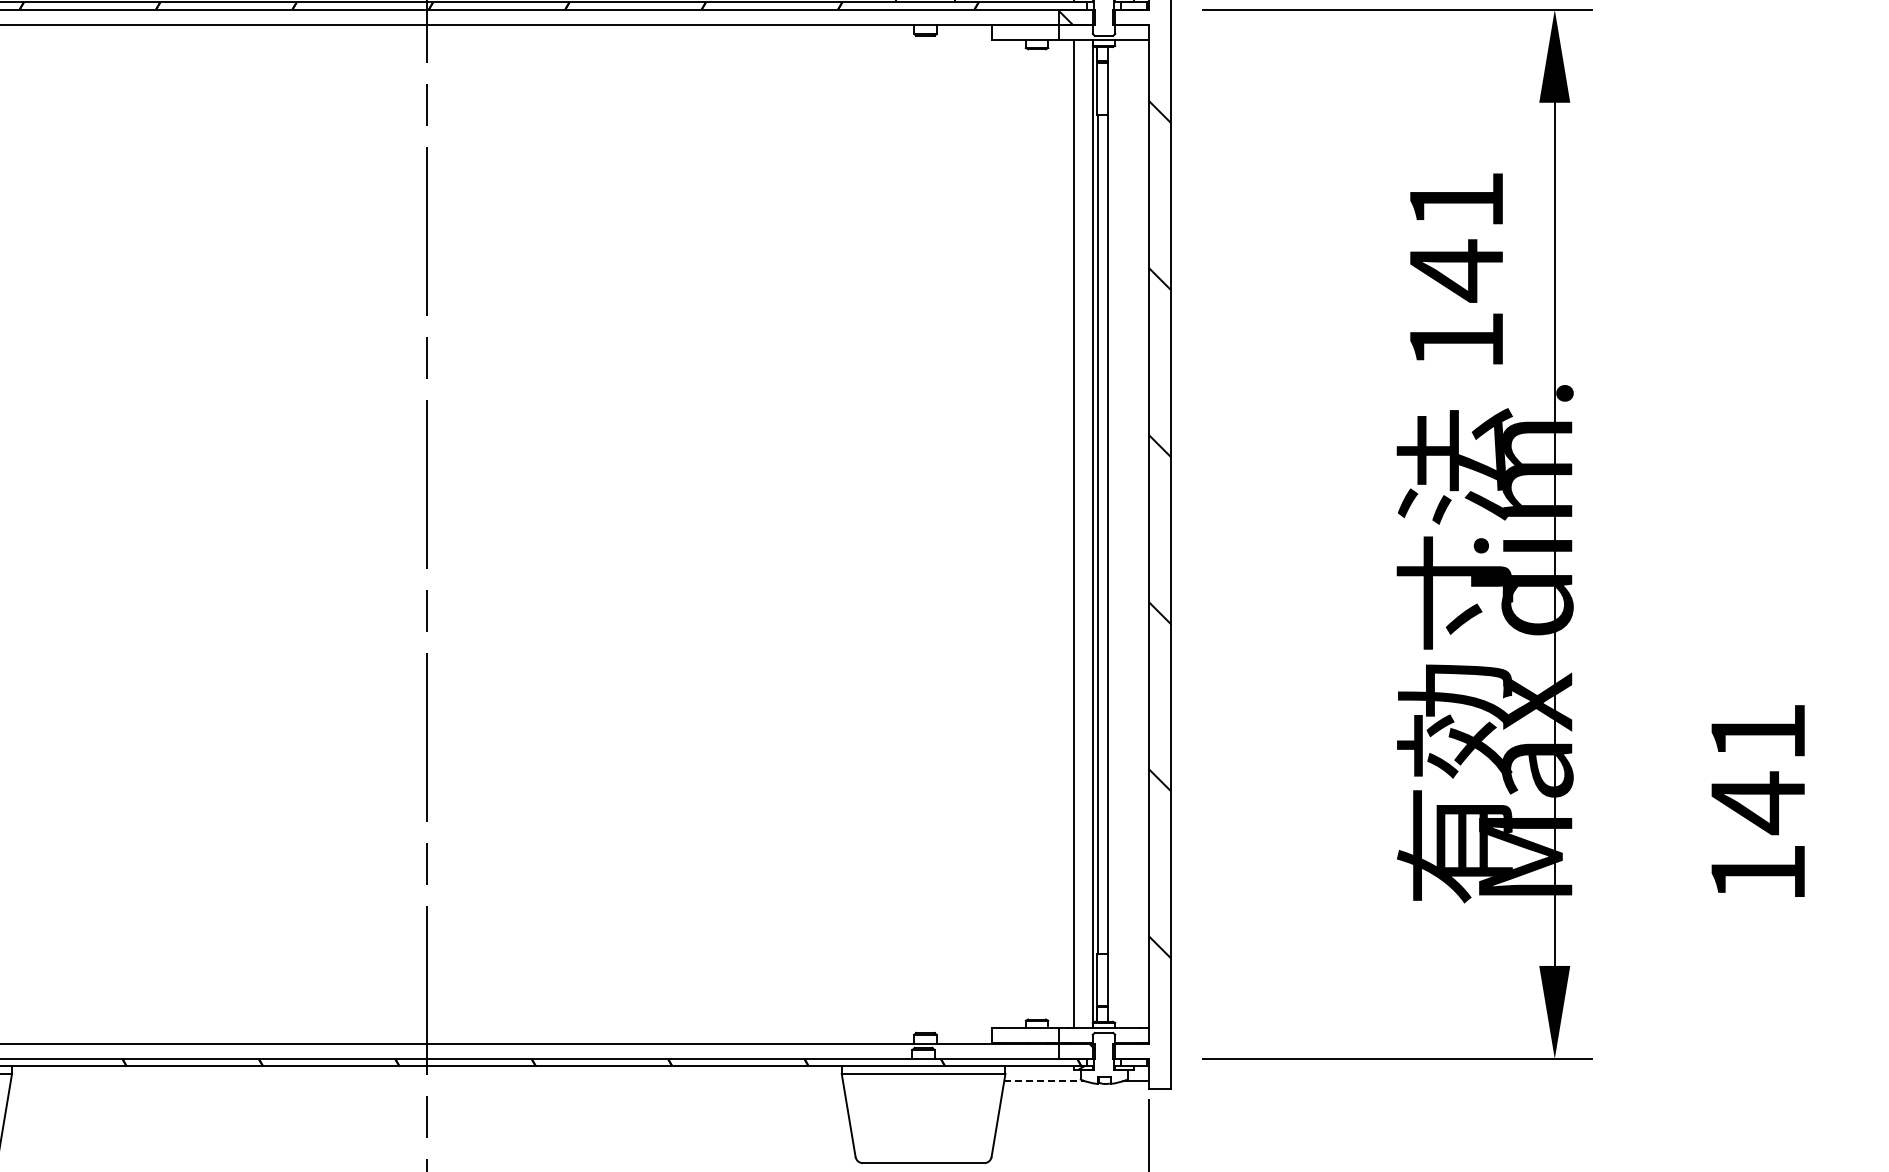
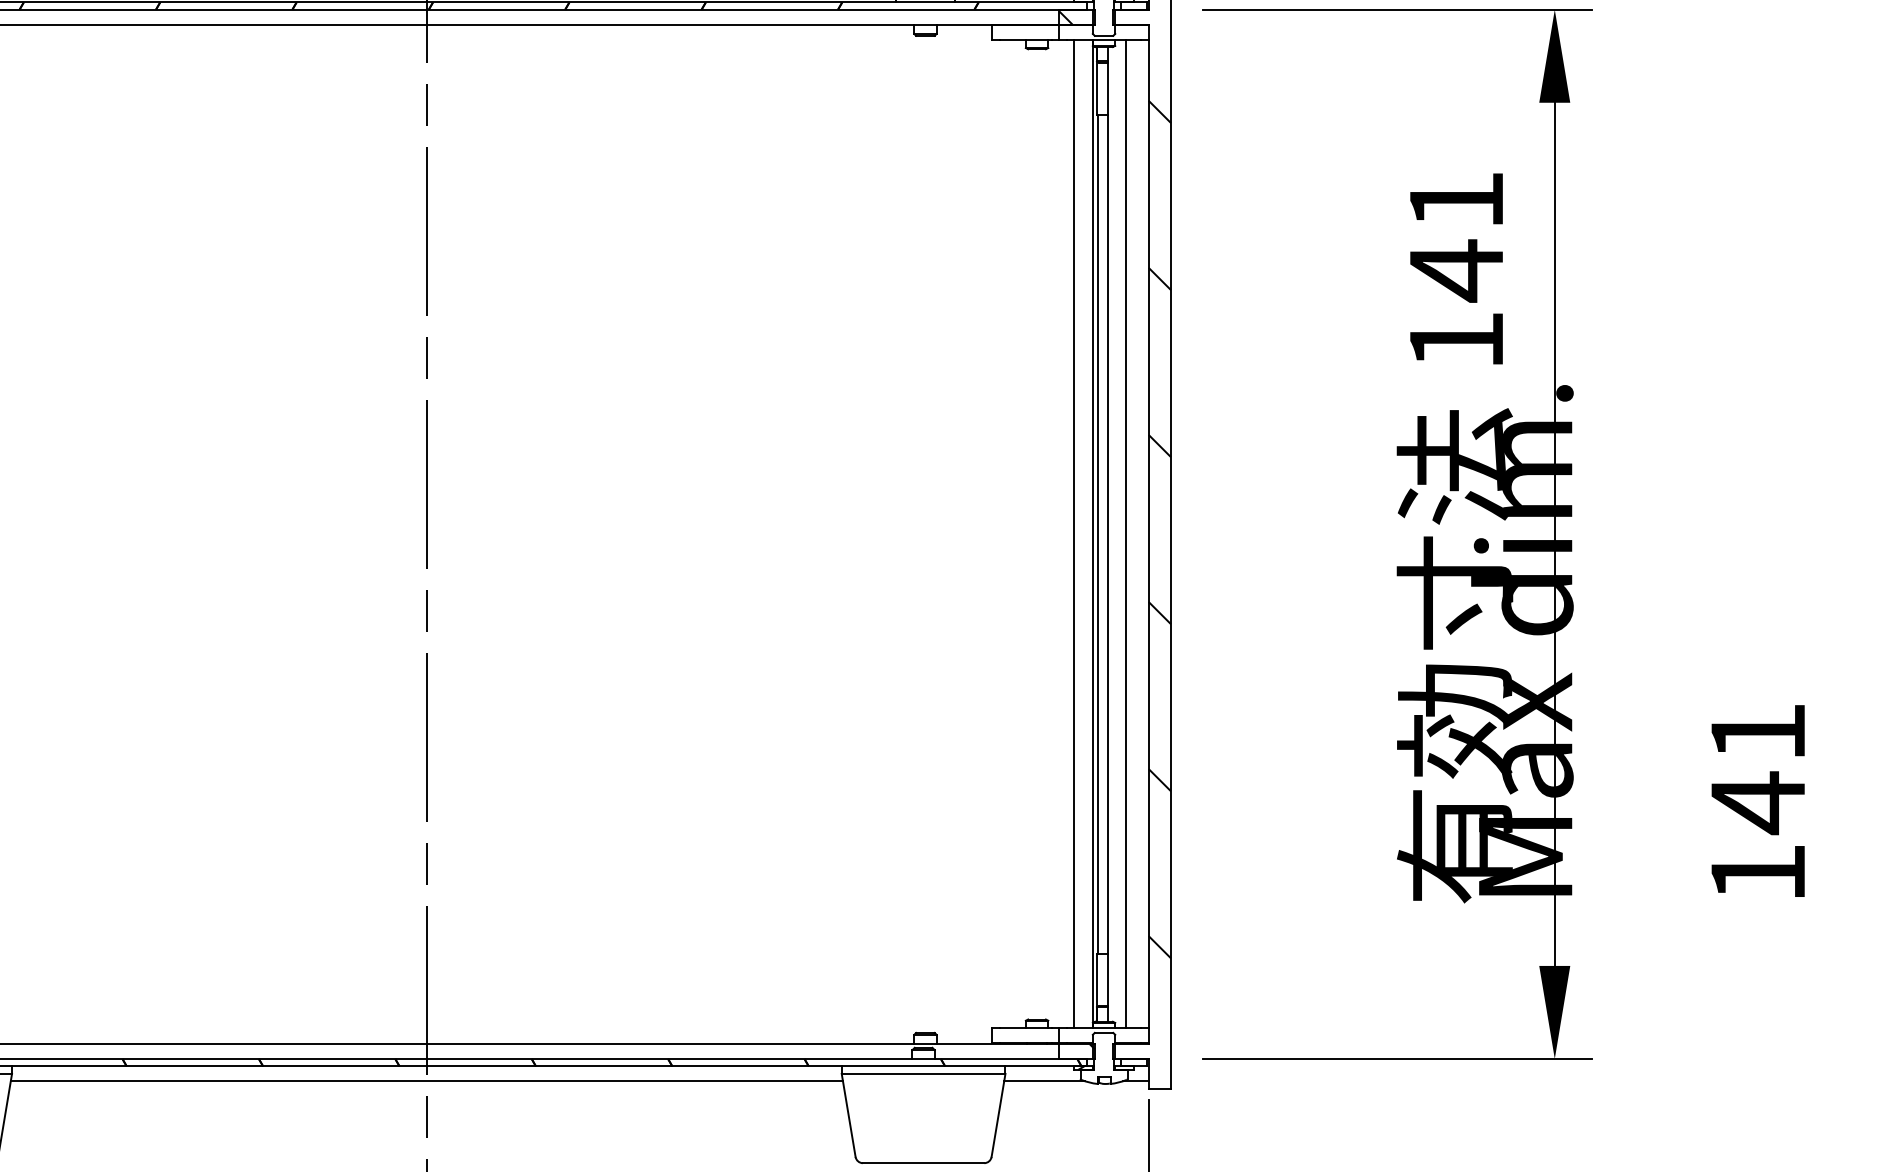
line: none -> present (1126, 534)
line: none -> present (426, 1081)
line: dashed -> solid (1044, 1081)
